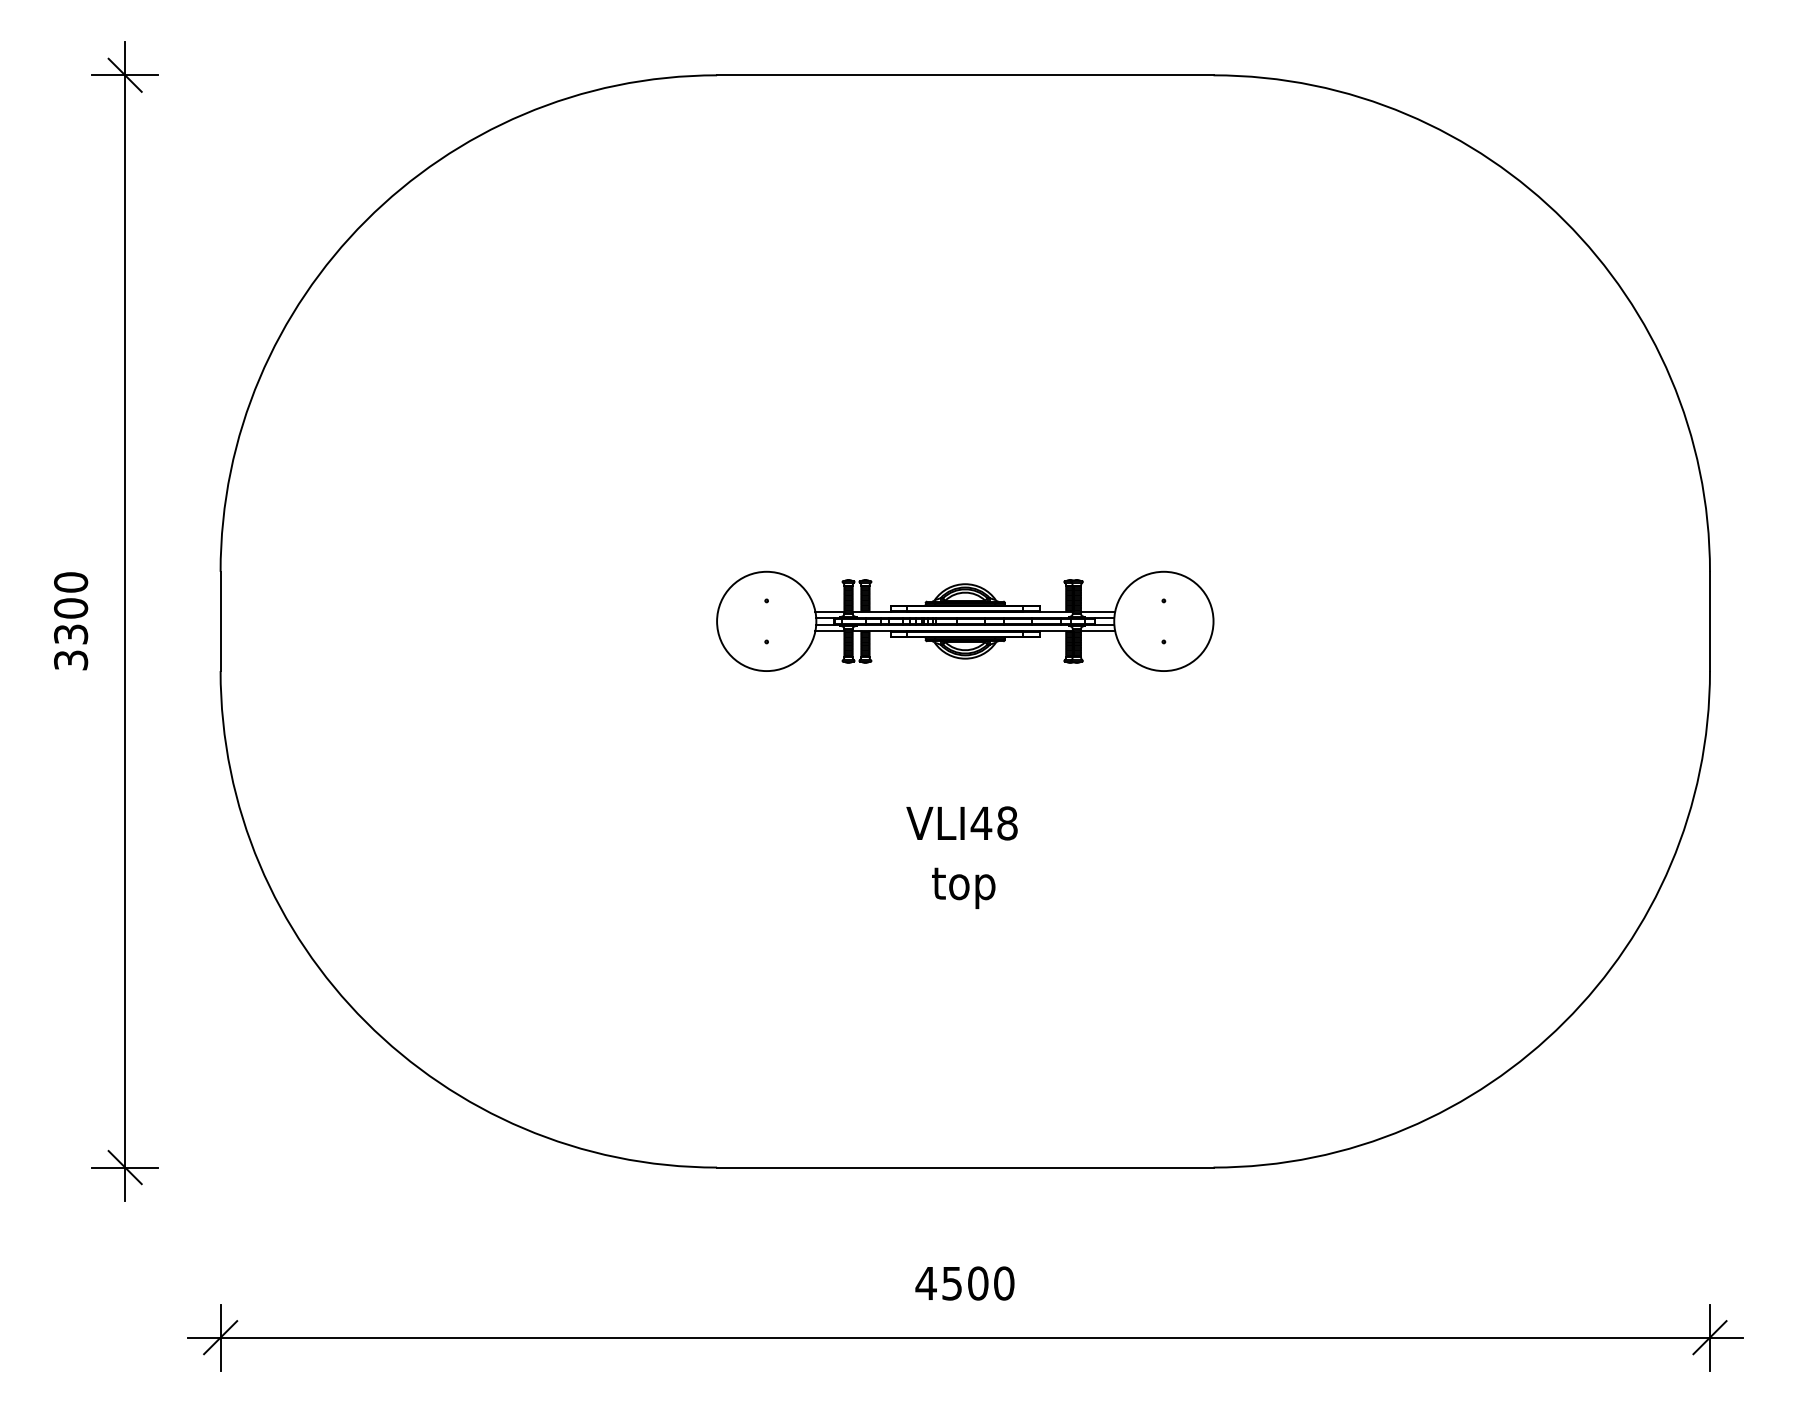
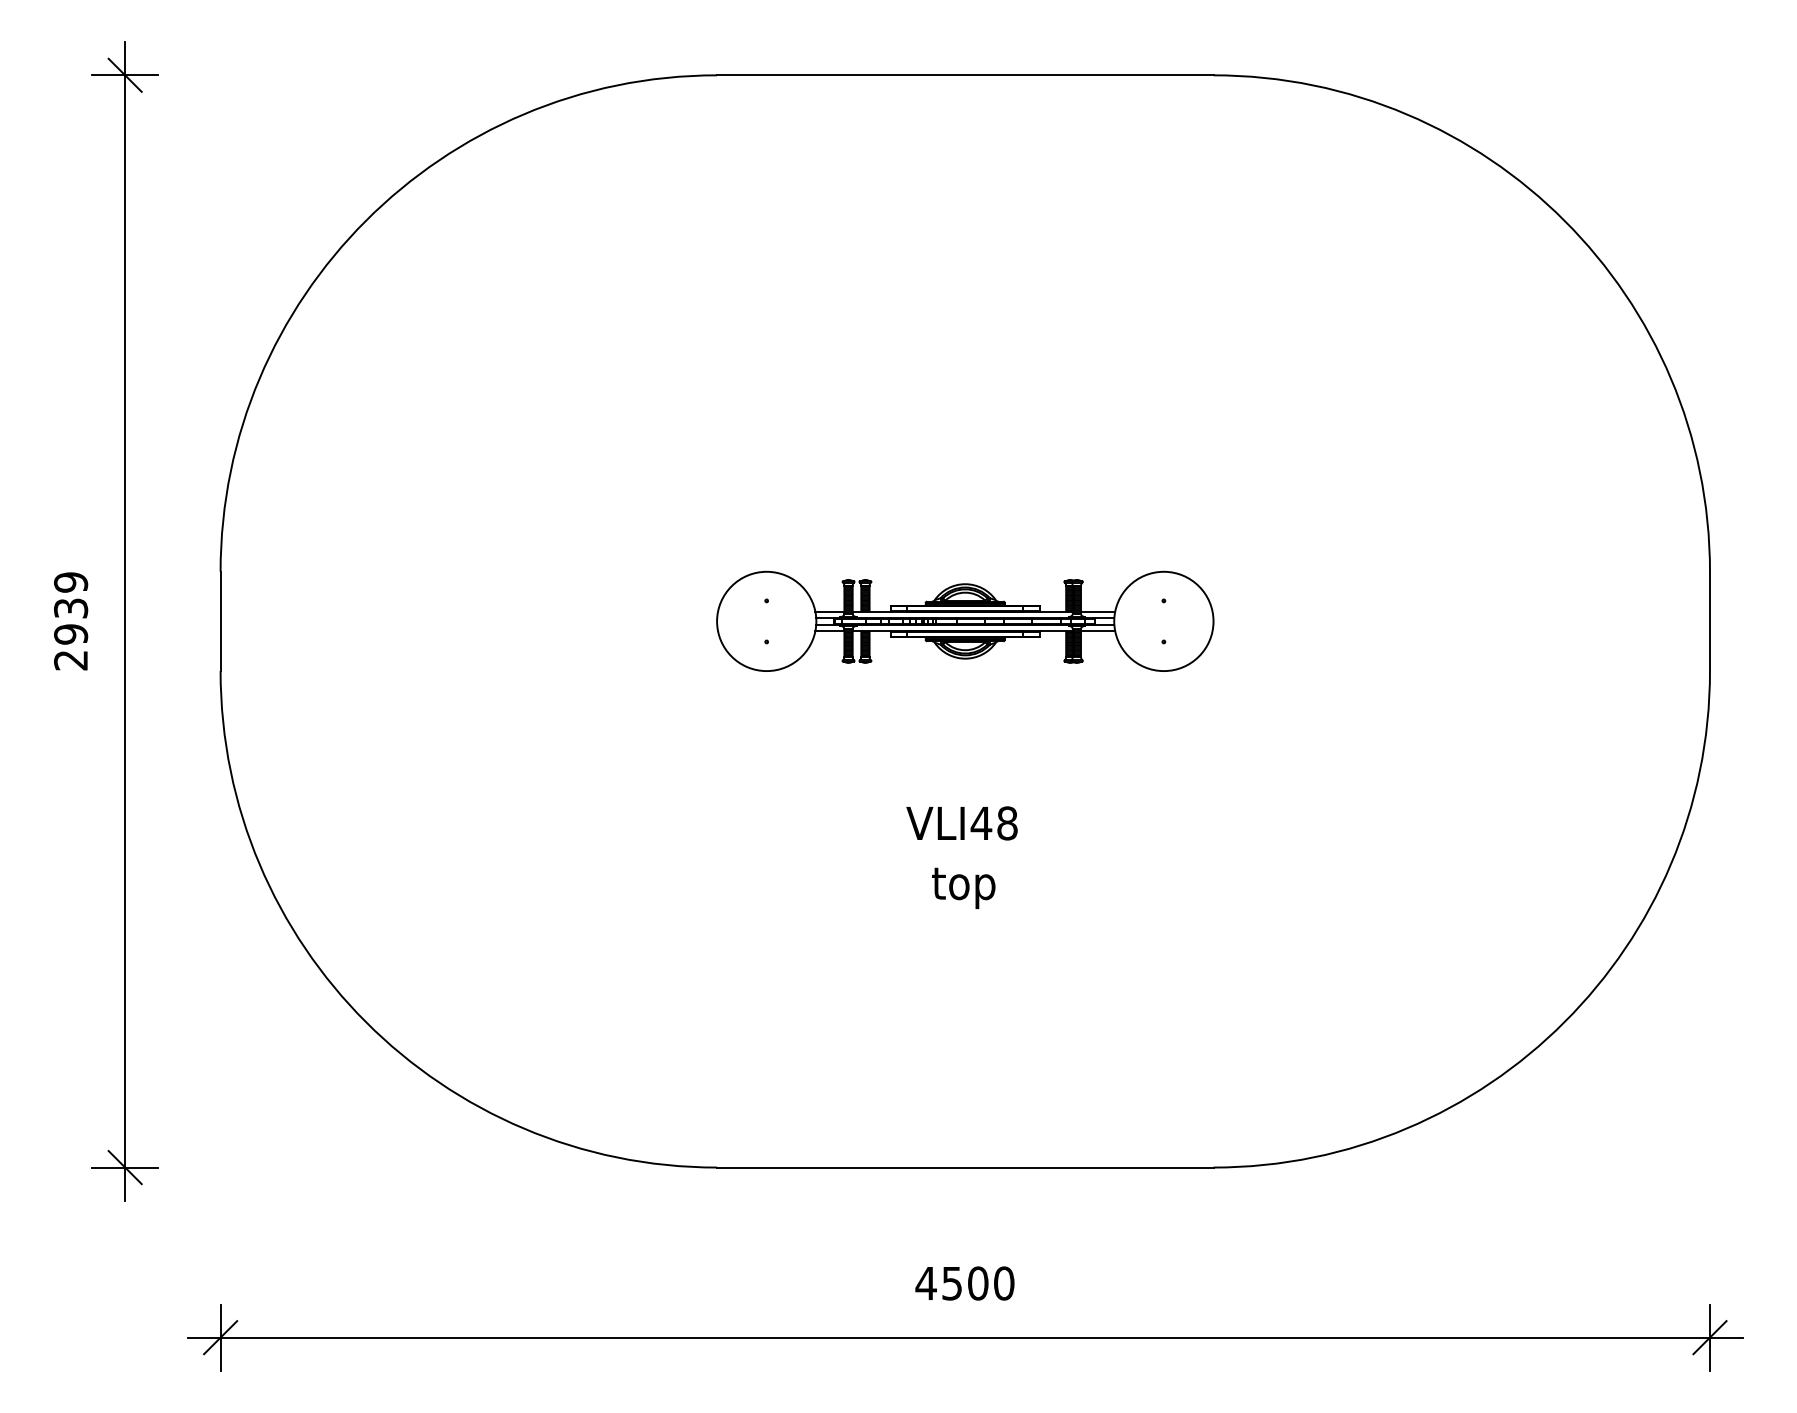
text: 3300 -> 2939 (71, 621)
